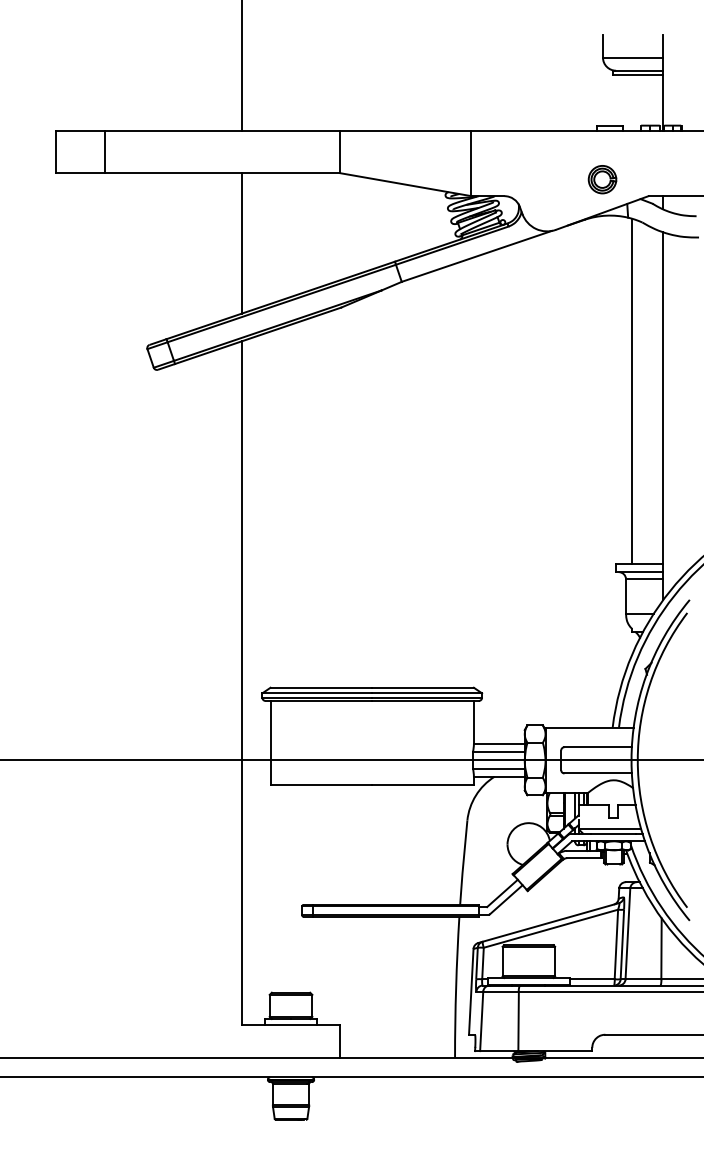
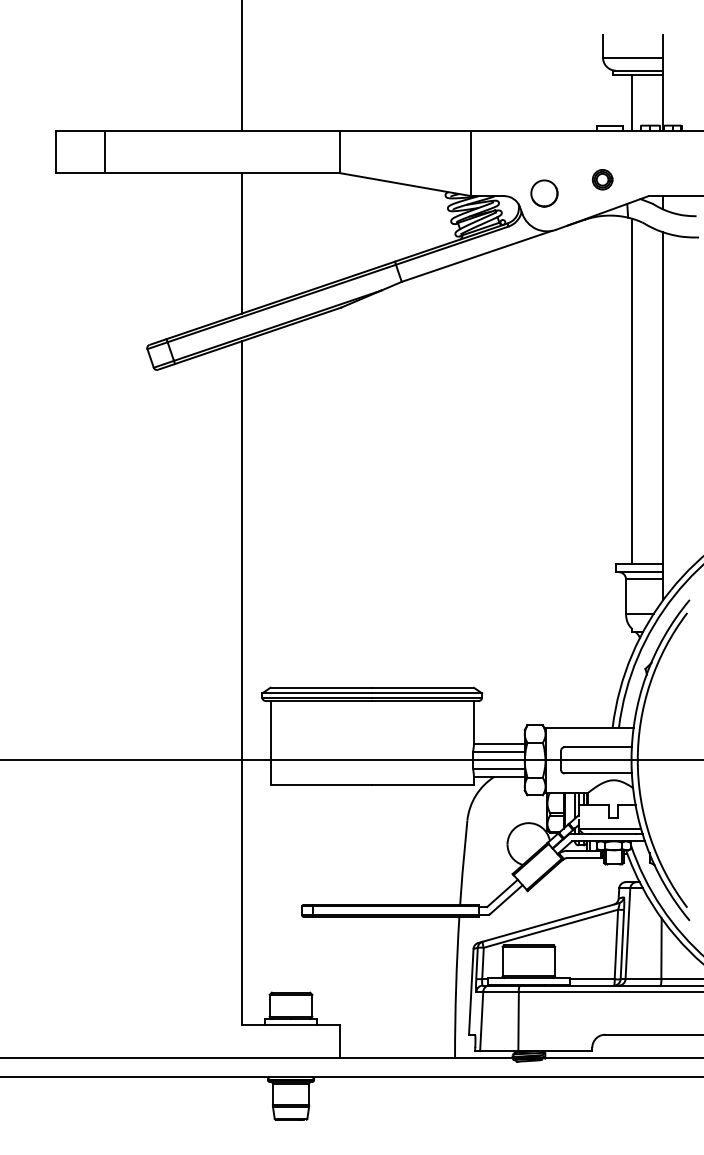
line: none -> present (632, 102)
part size: 31x30 px -> 22x22 px (602, 179)
circle: none -> present (544, 193)
